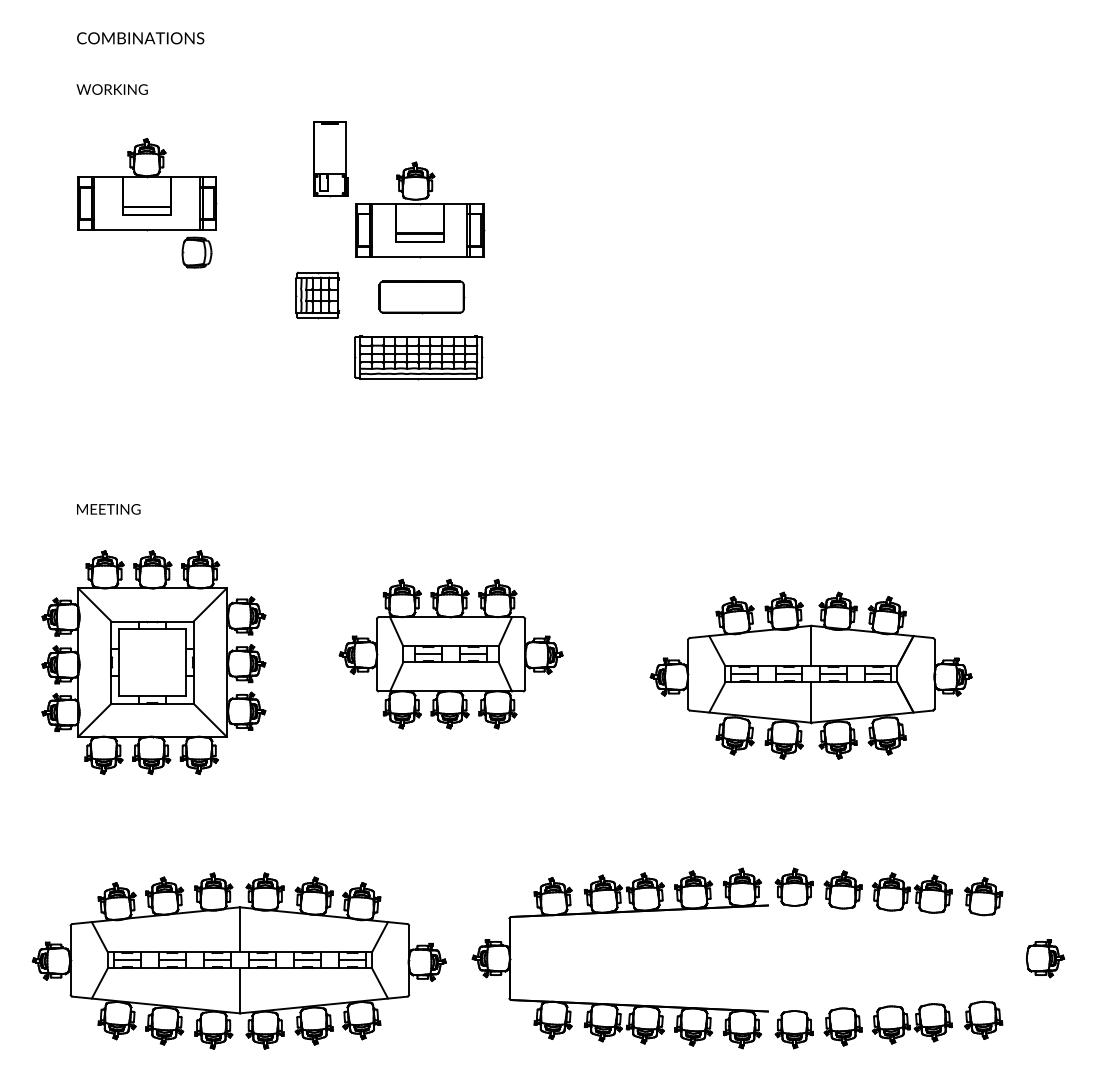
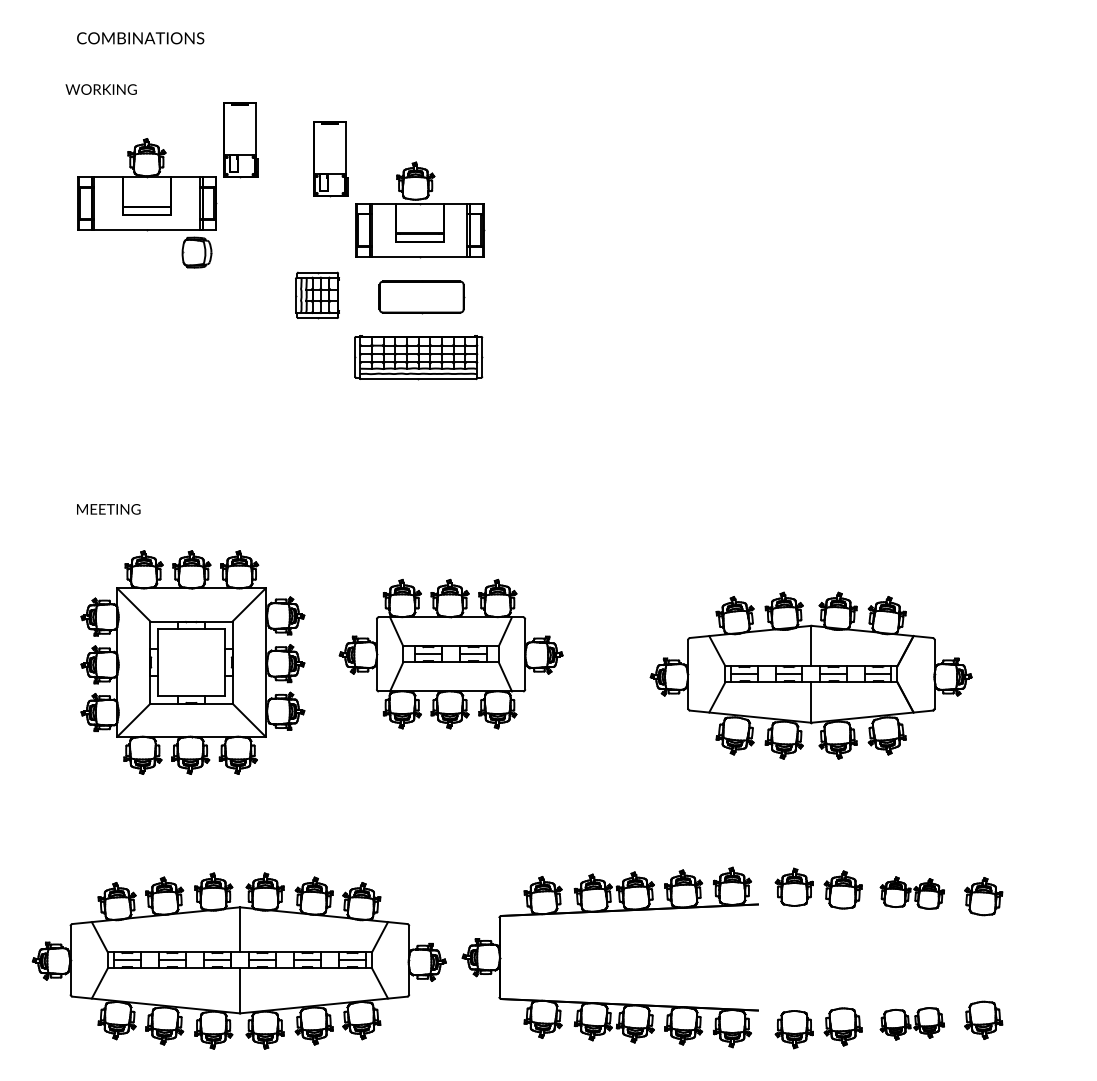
text position: (111, 89) -> (100, 89) (100, 89)
part: none -> present (240, 140)
part position: (153, 662) -> (192, 662) (192, 662)
part size: 81x42 px -> 66x34 px (911, 892)
part position: (619, 913) -> (609, 912) (609, 912)
part: present -> none (1045, 958)
part size: 81x42 px -> 66x34 px (911, 1023)
